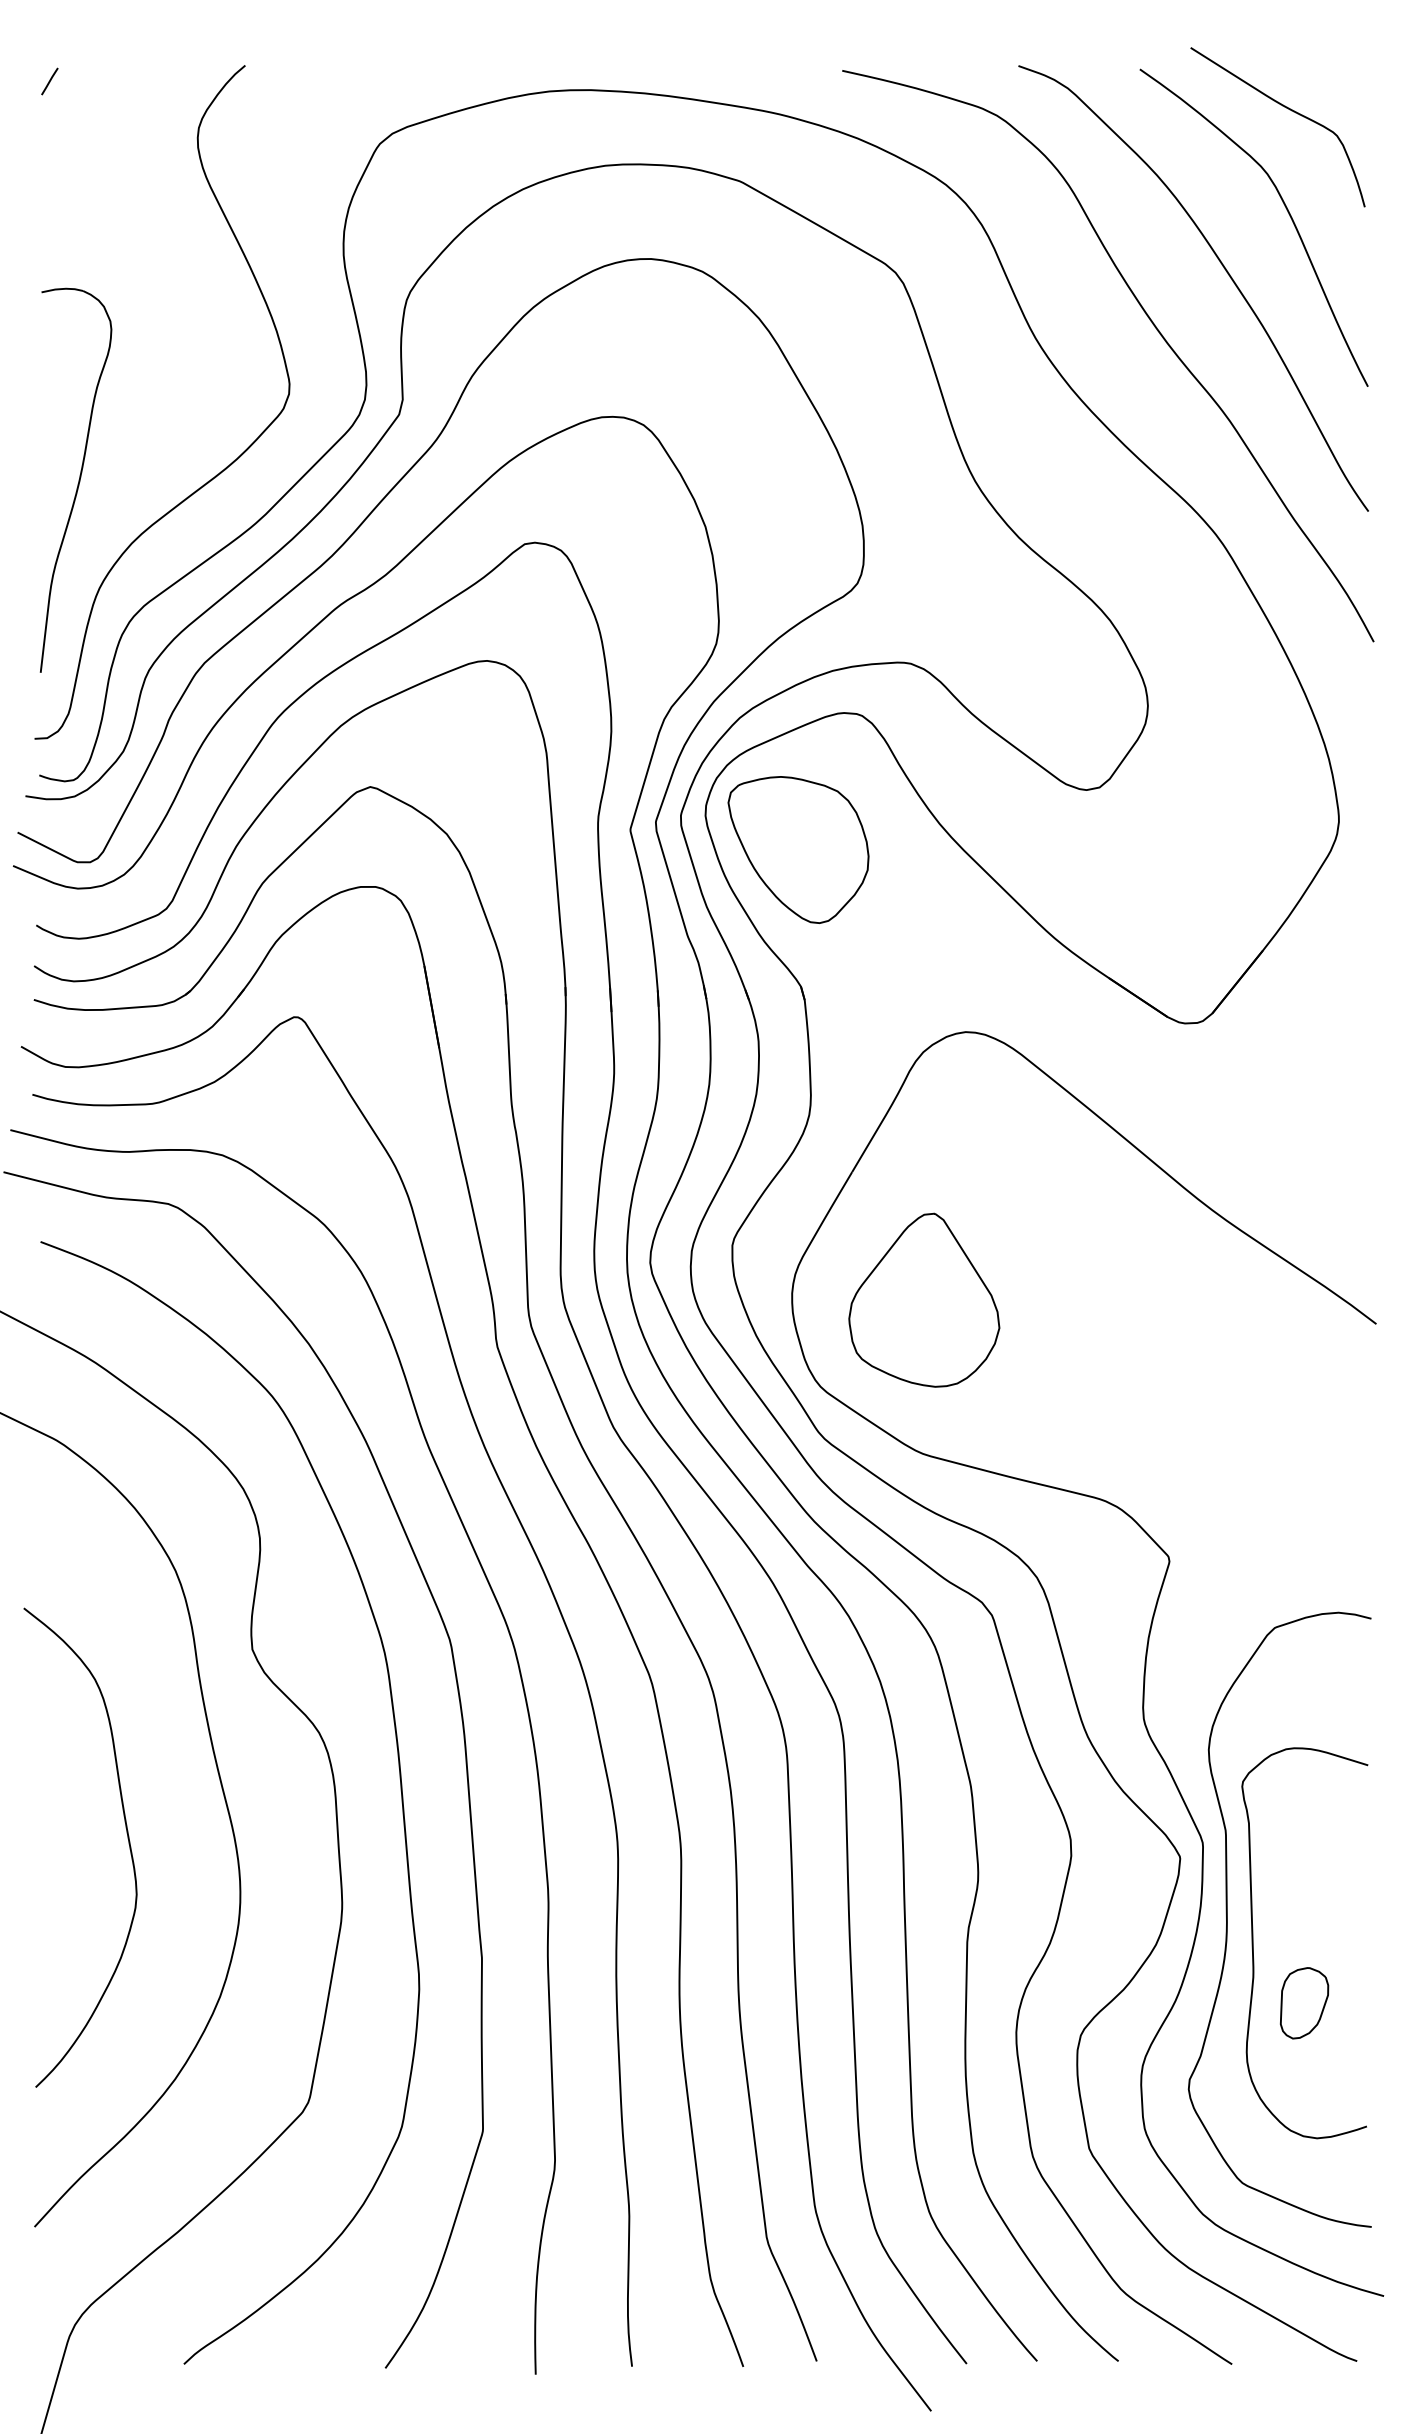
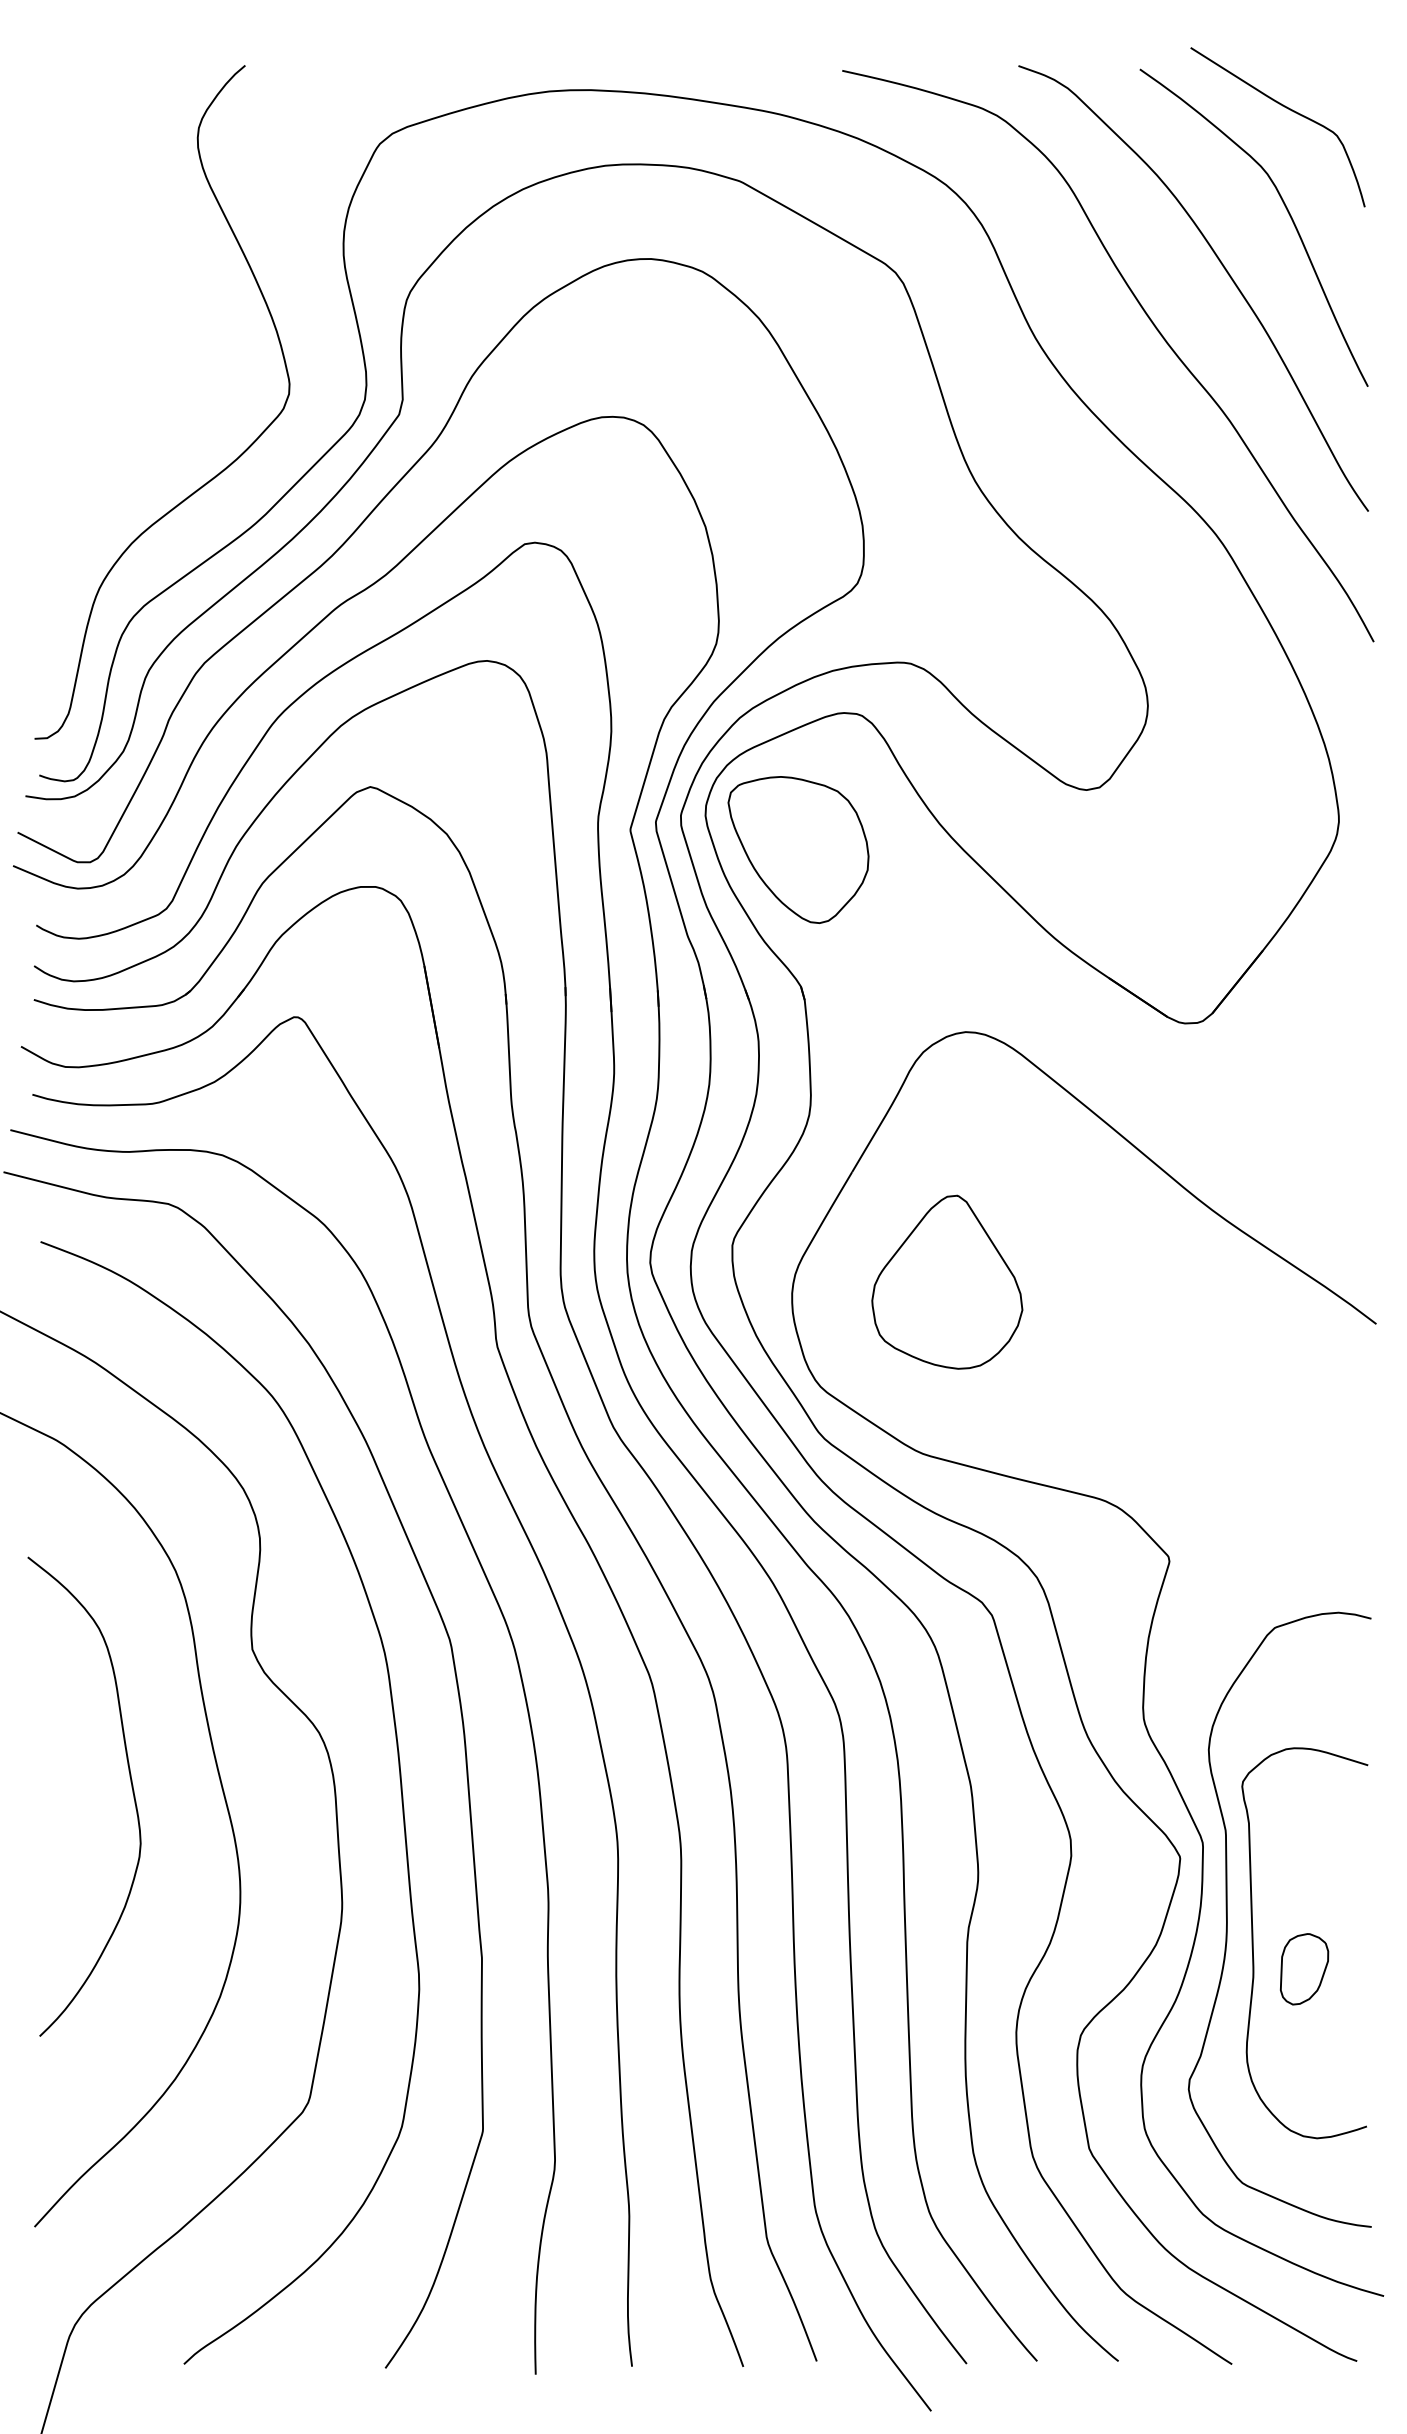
line: present -> none (49, 81)
part: present -> none (75, 479)
part position: (924, 1299) -> (947, 1281) (947, 1281)
curve position: (127, 1838) -> (131, 1787) (131, 1787)
part position: (1304, 2003) -> (1304, 1969) (1304, 1969)
